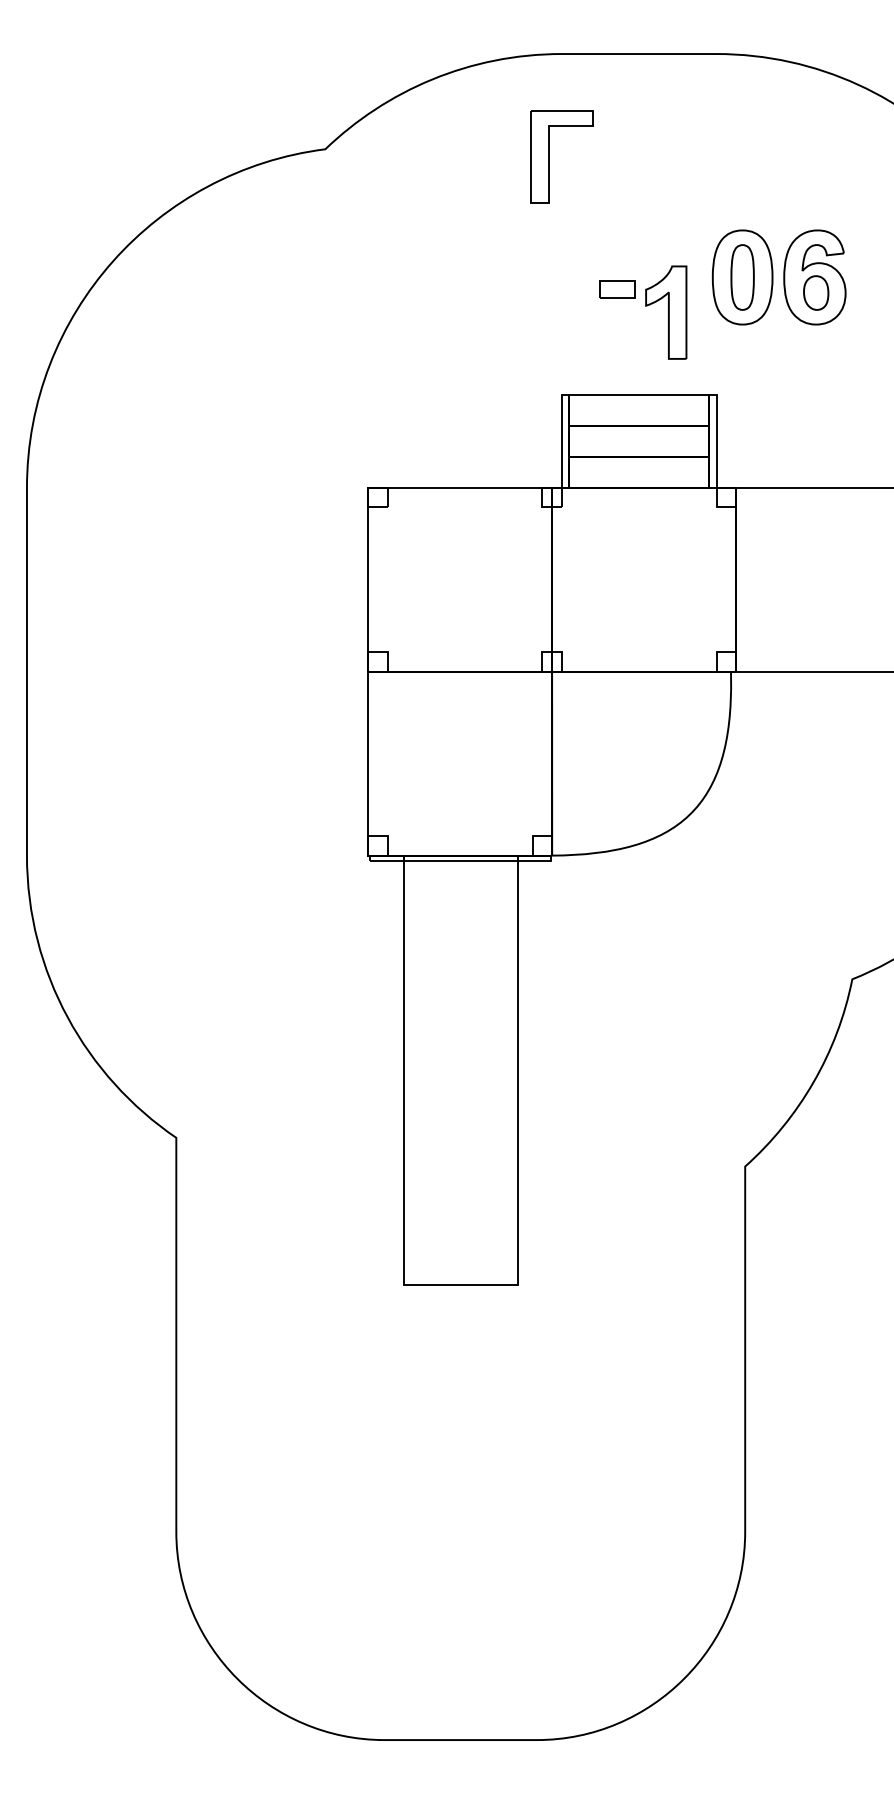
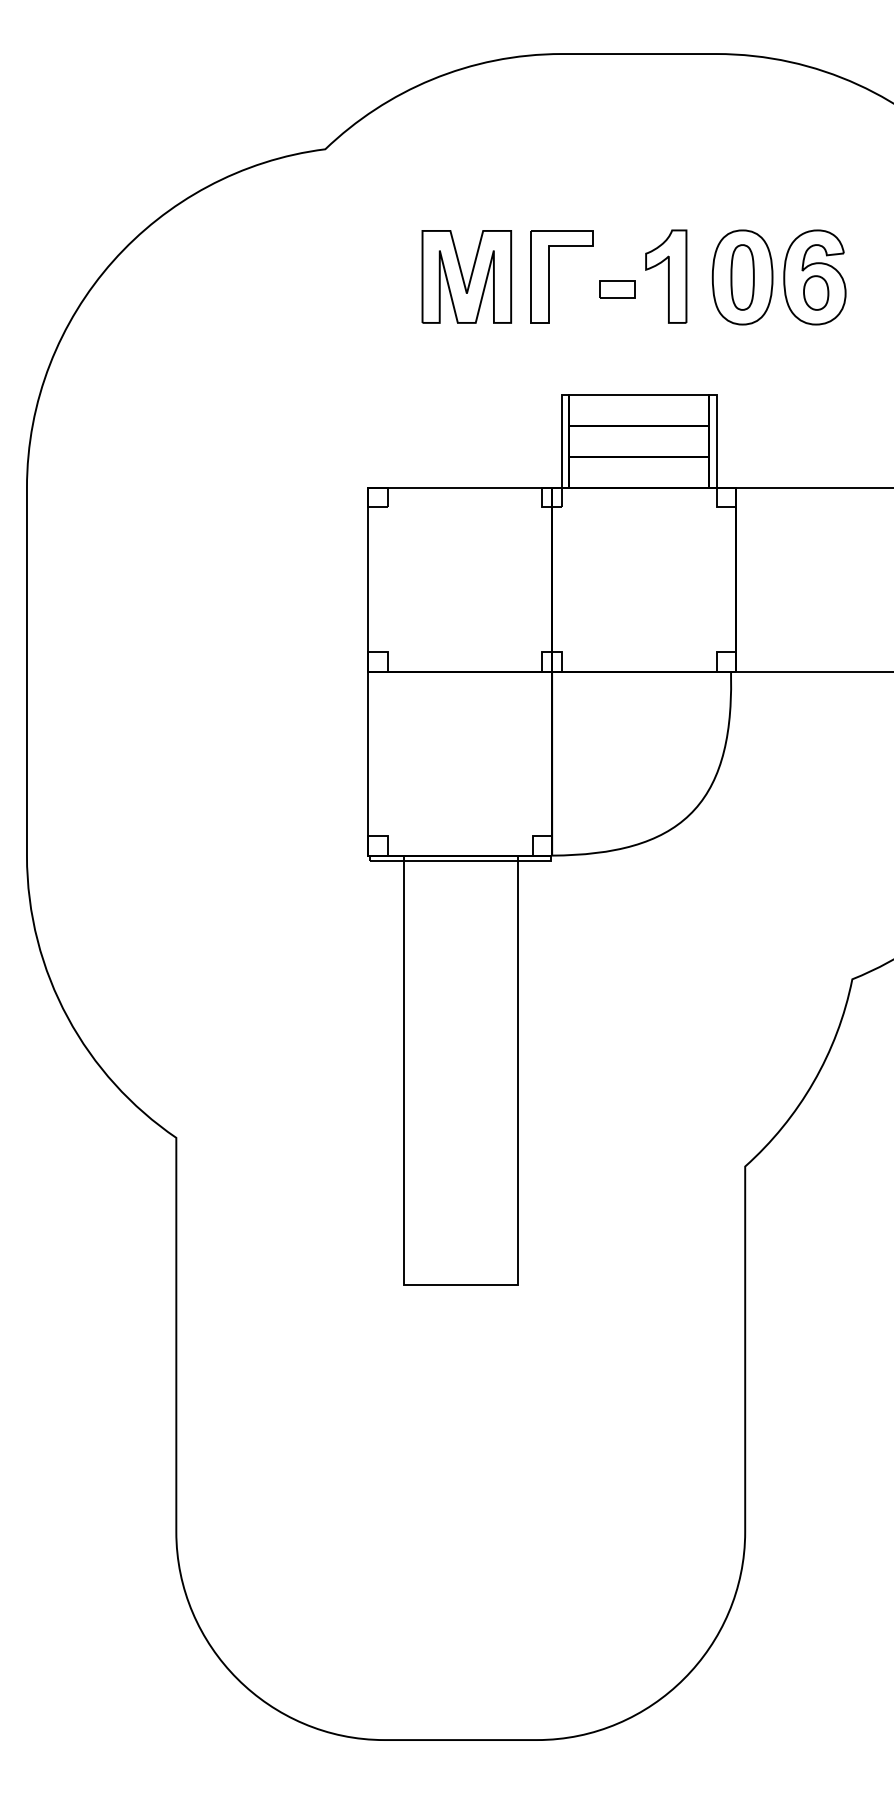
part position: (549, 156) -> (549, 276) (549, 276)
part: none -> present (466, 276)
part position: (666, 312) -> (666, 276) (666, 276)
